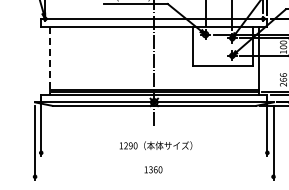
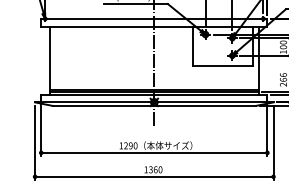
line: dashed -> solid (49, 60)
line: none -> present (154, 152)
line: none -> present (154, 176)
